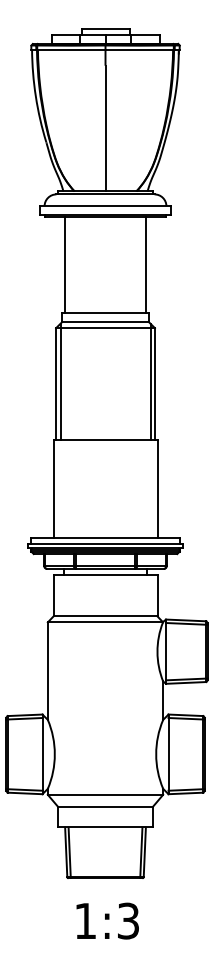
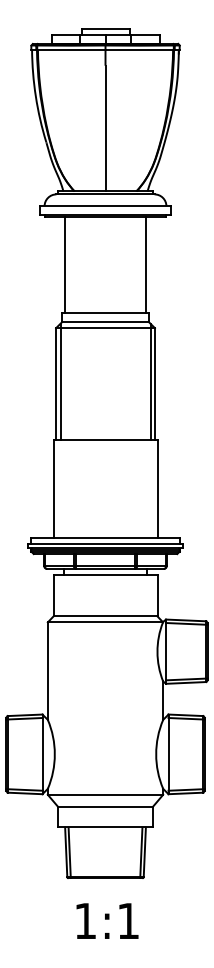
text: 1:3 -> 1:1 (128, 920)
